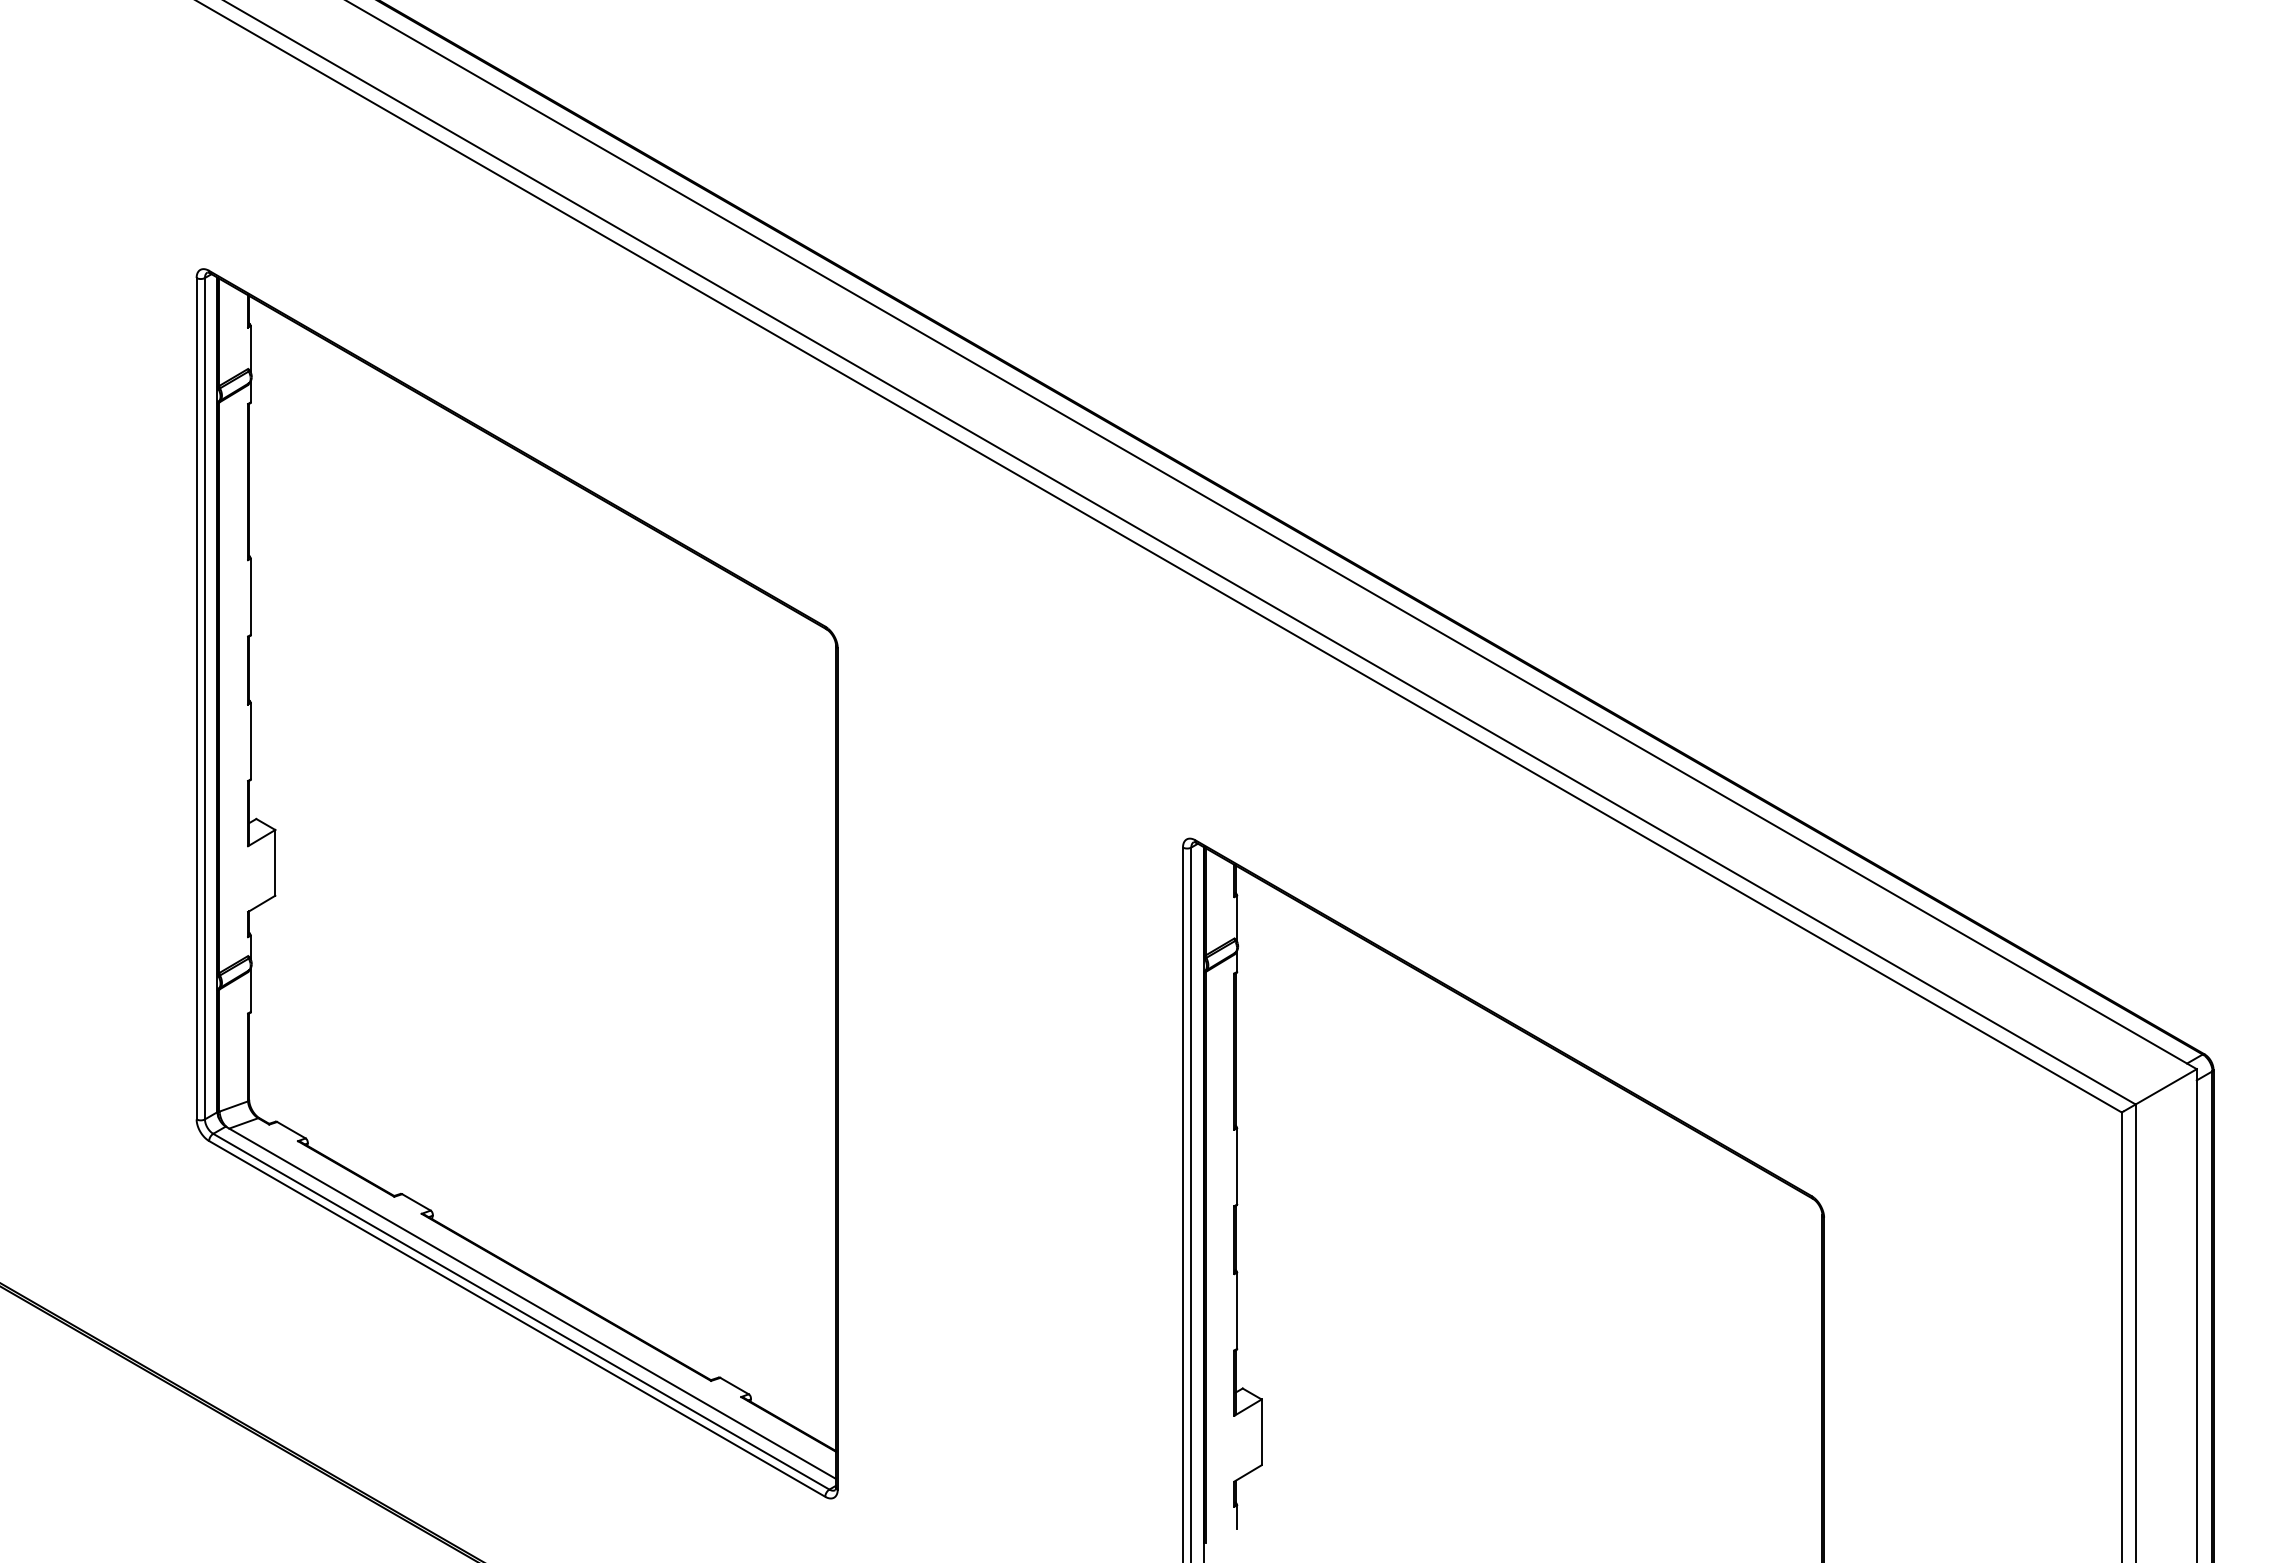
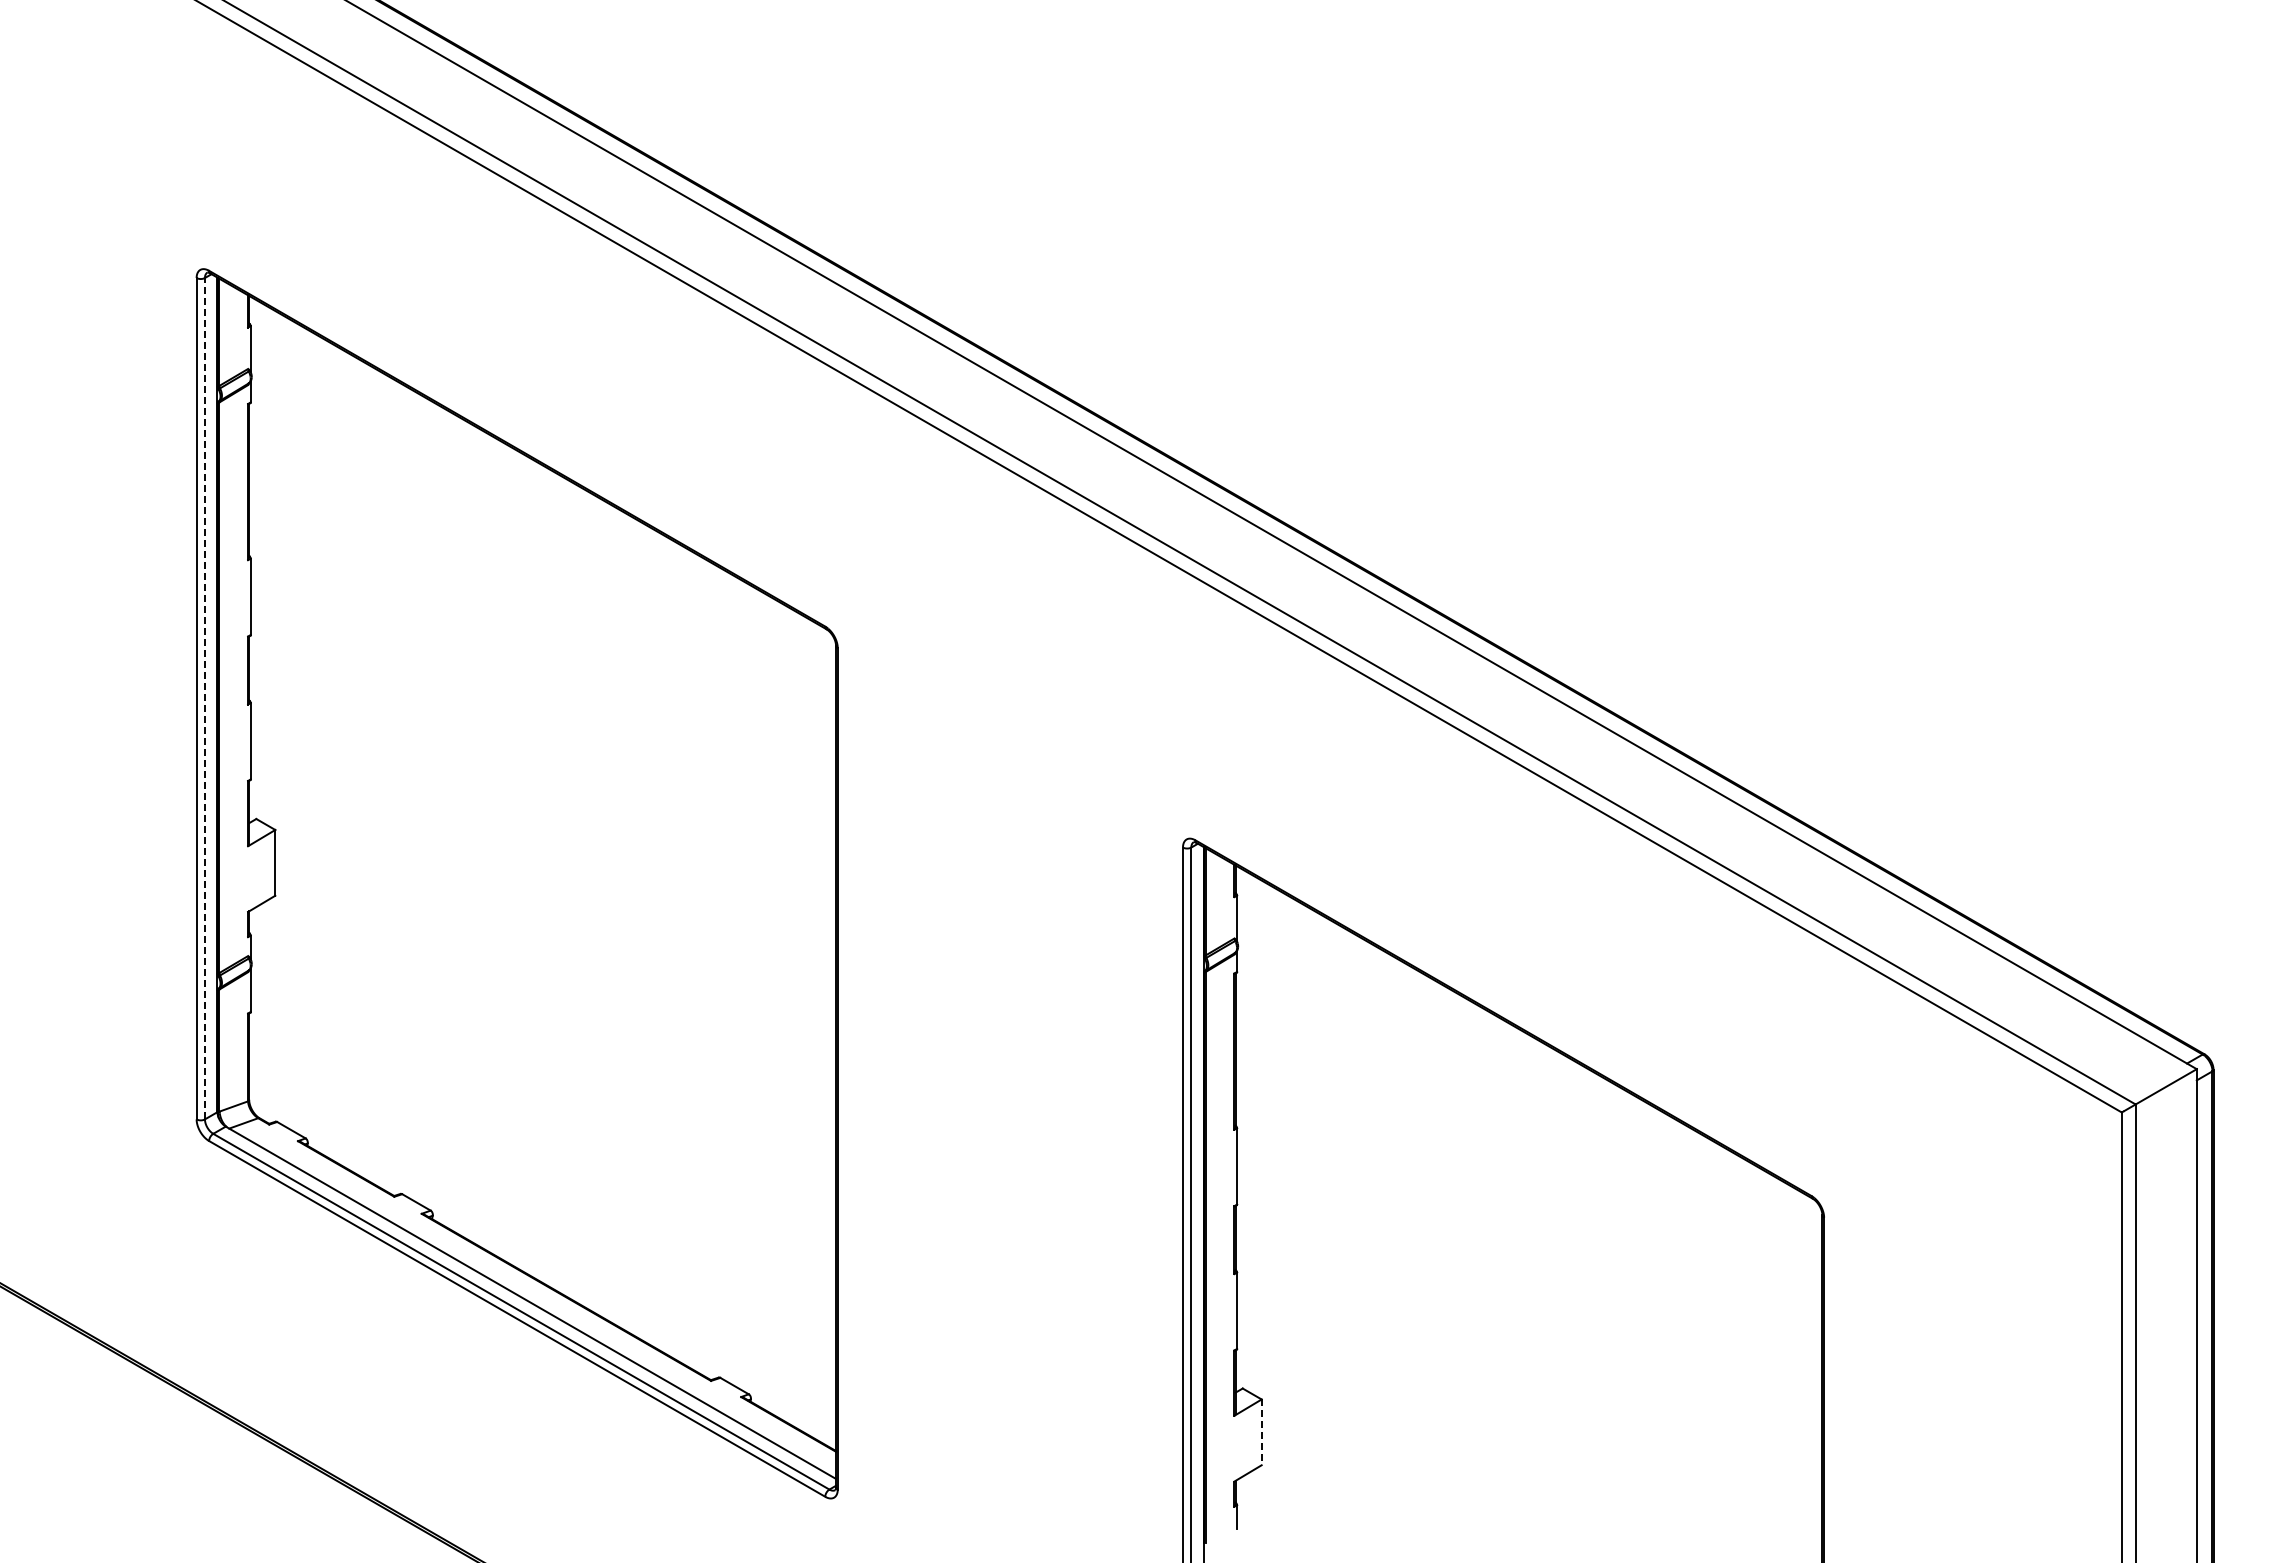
line: solid -> dashed (204, 698)
line: solid -> dashed (1261, 1432)
